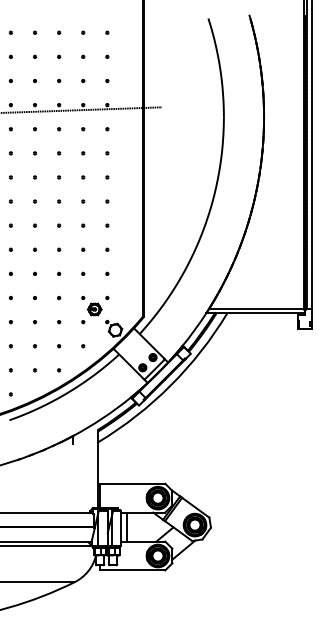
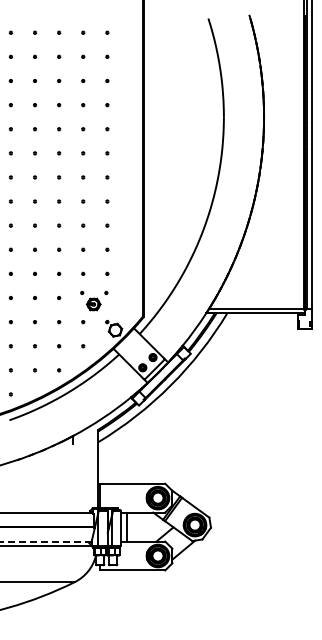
line: present -> none (82, 109)
part position: (95, 306) -> (94, 301) (94, 301)
line: solid -> dashed (46, 541)
